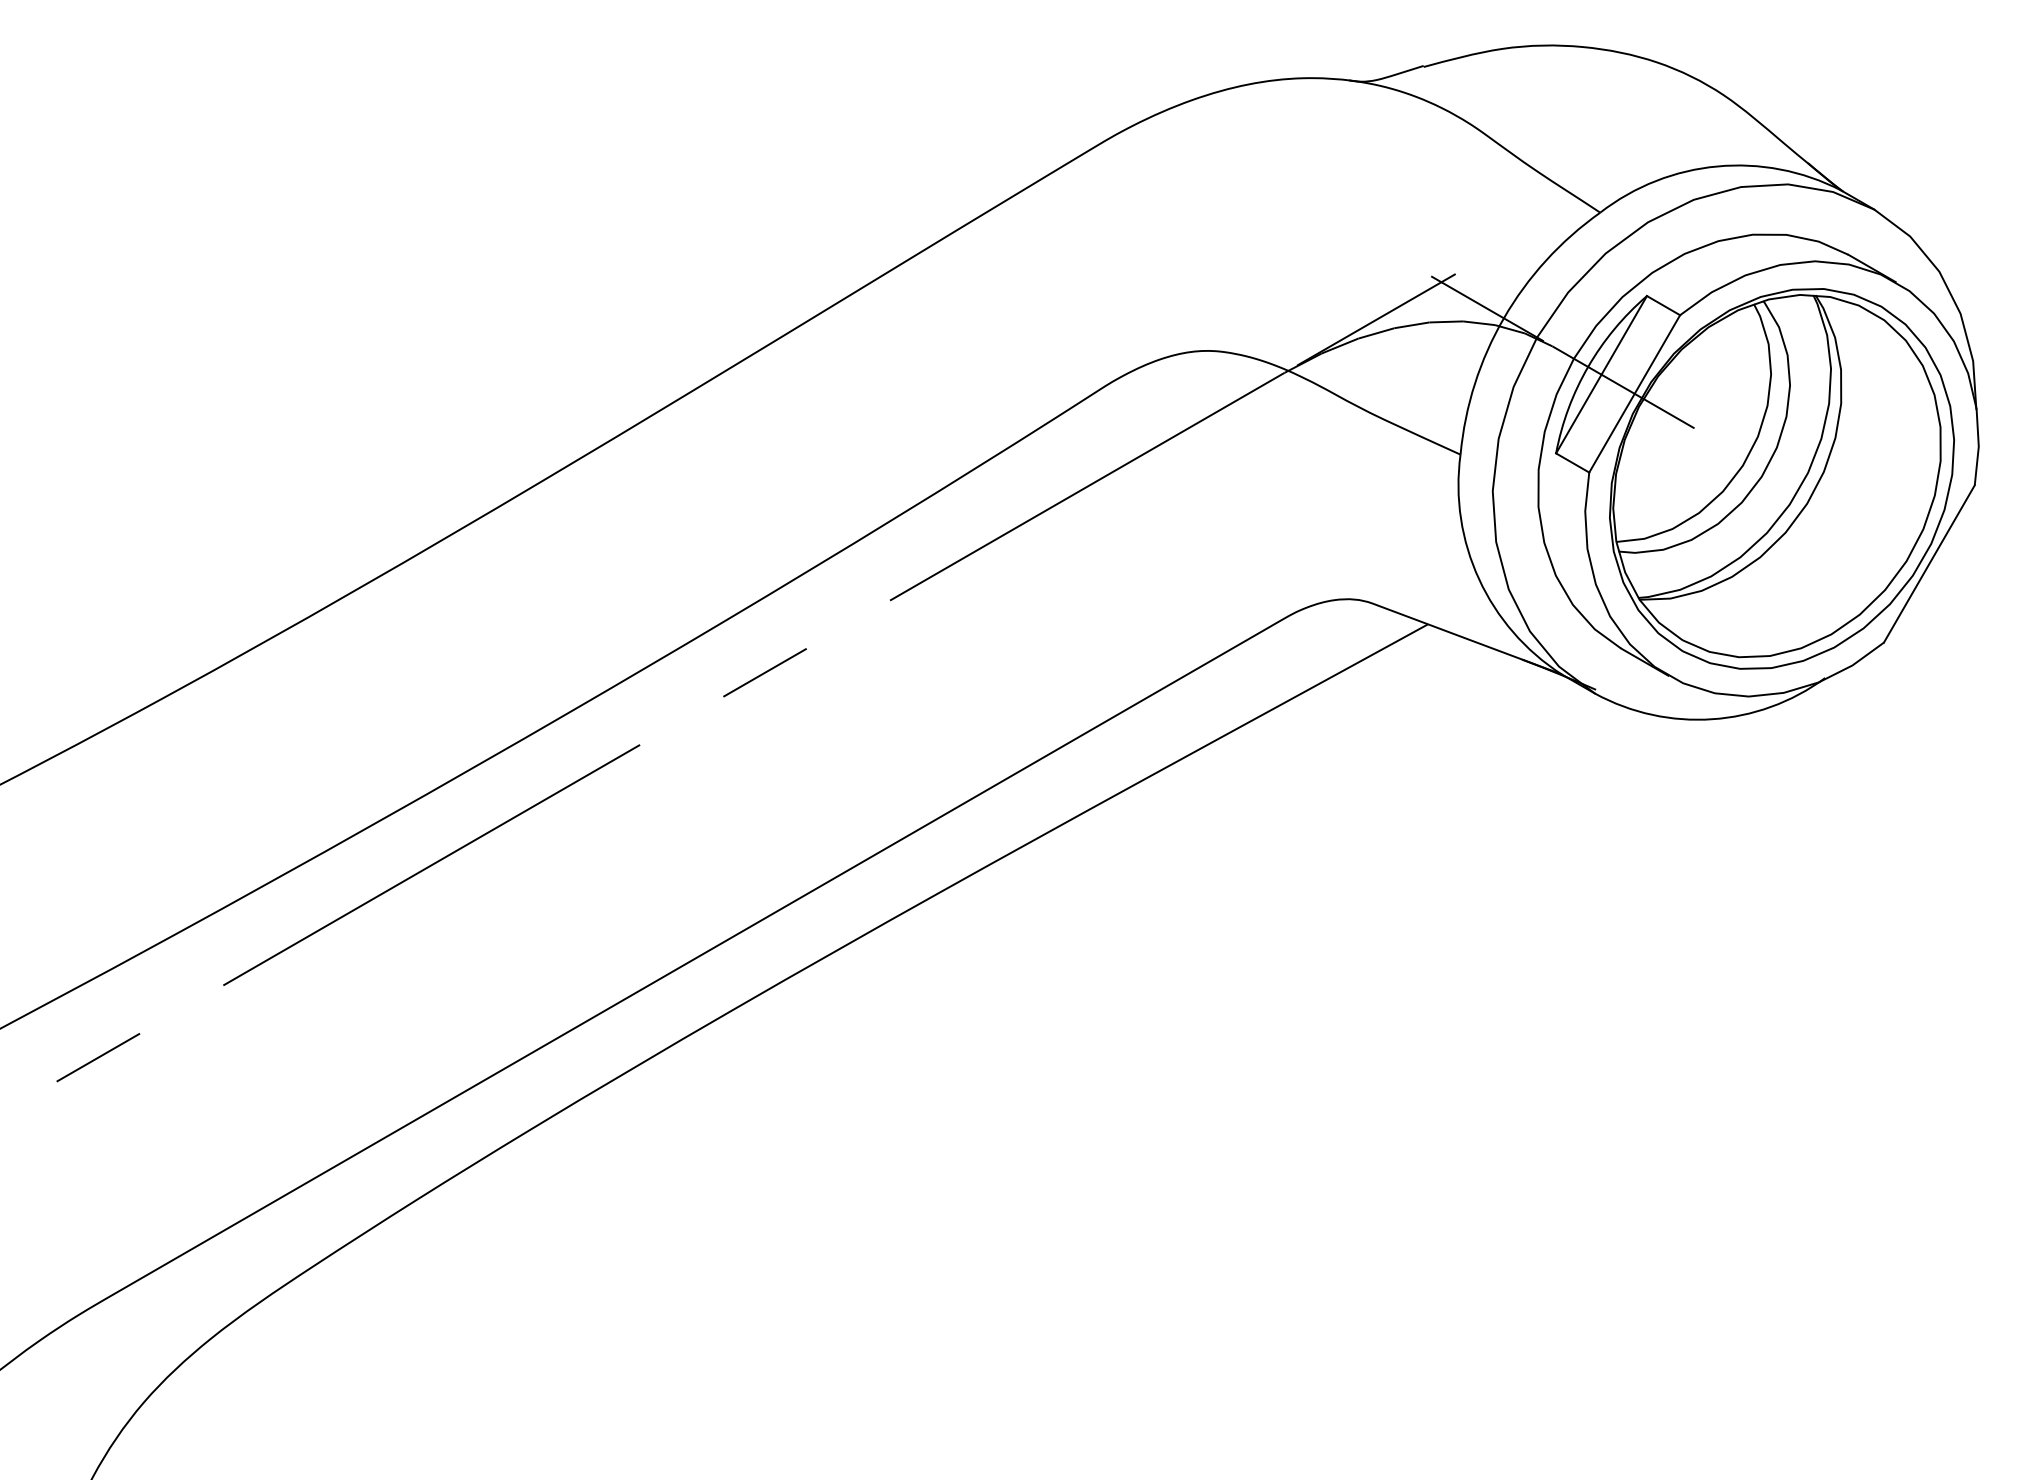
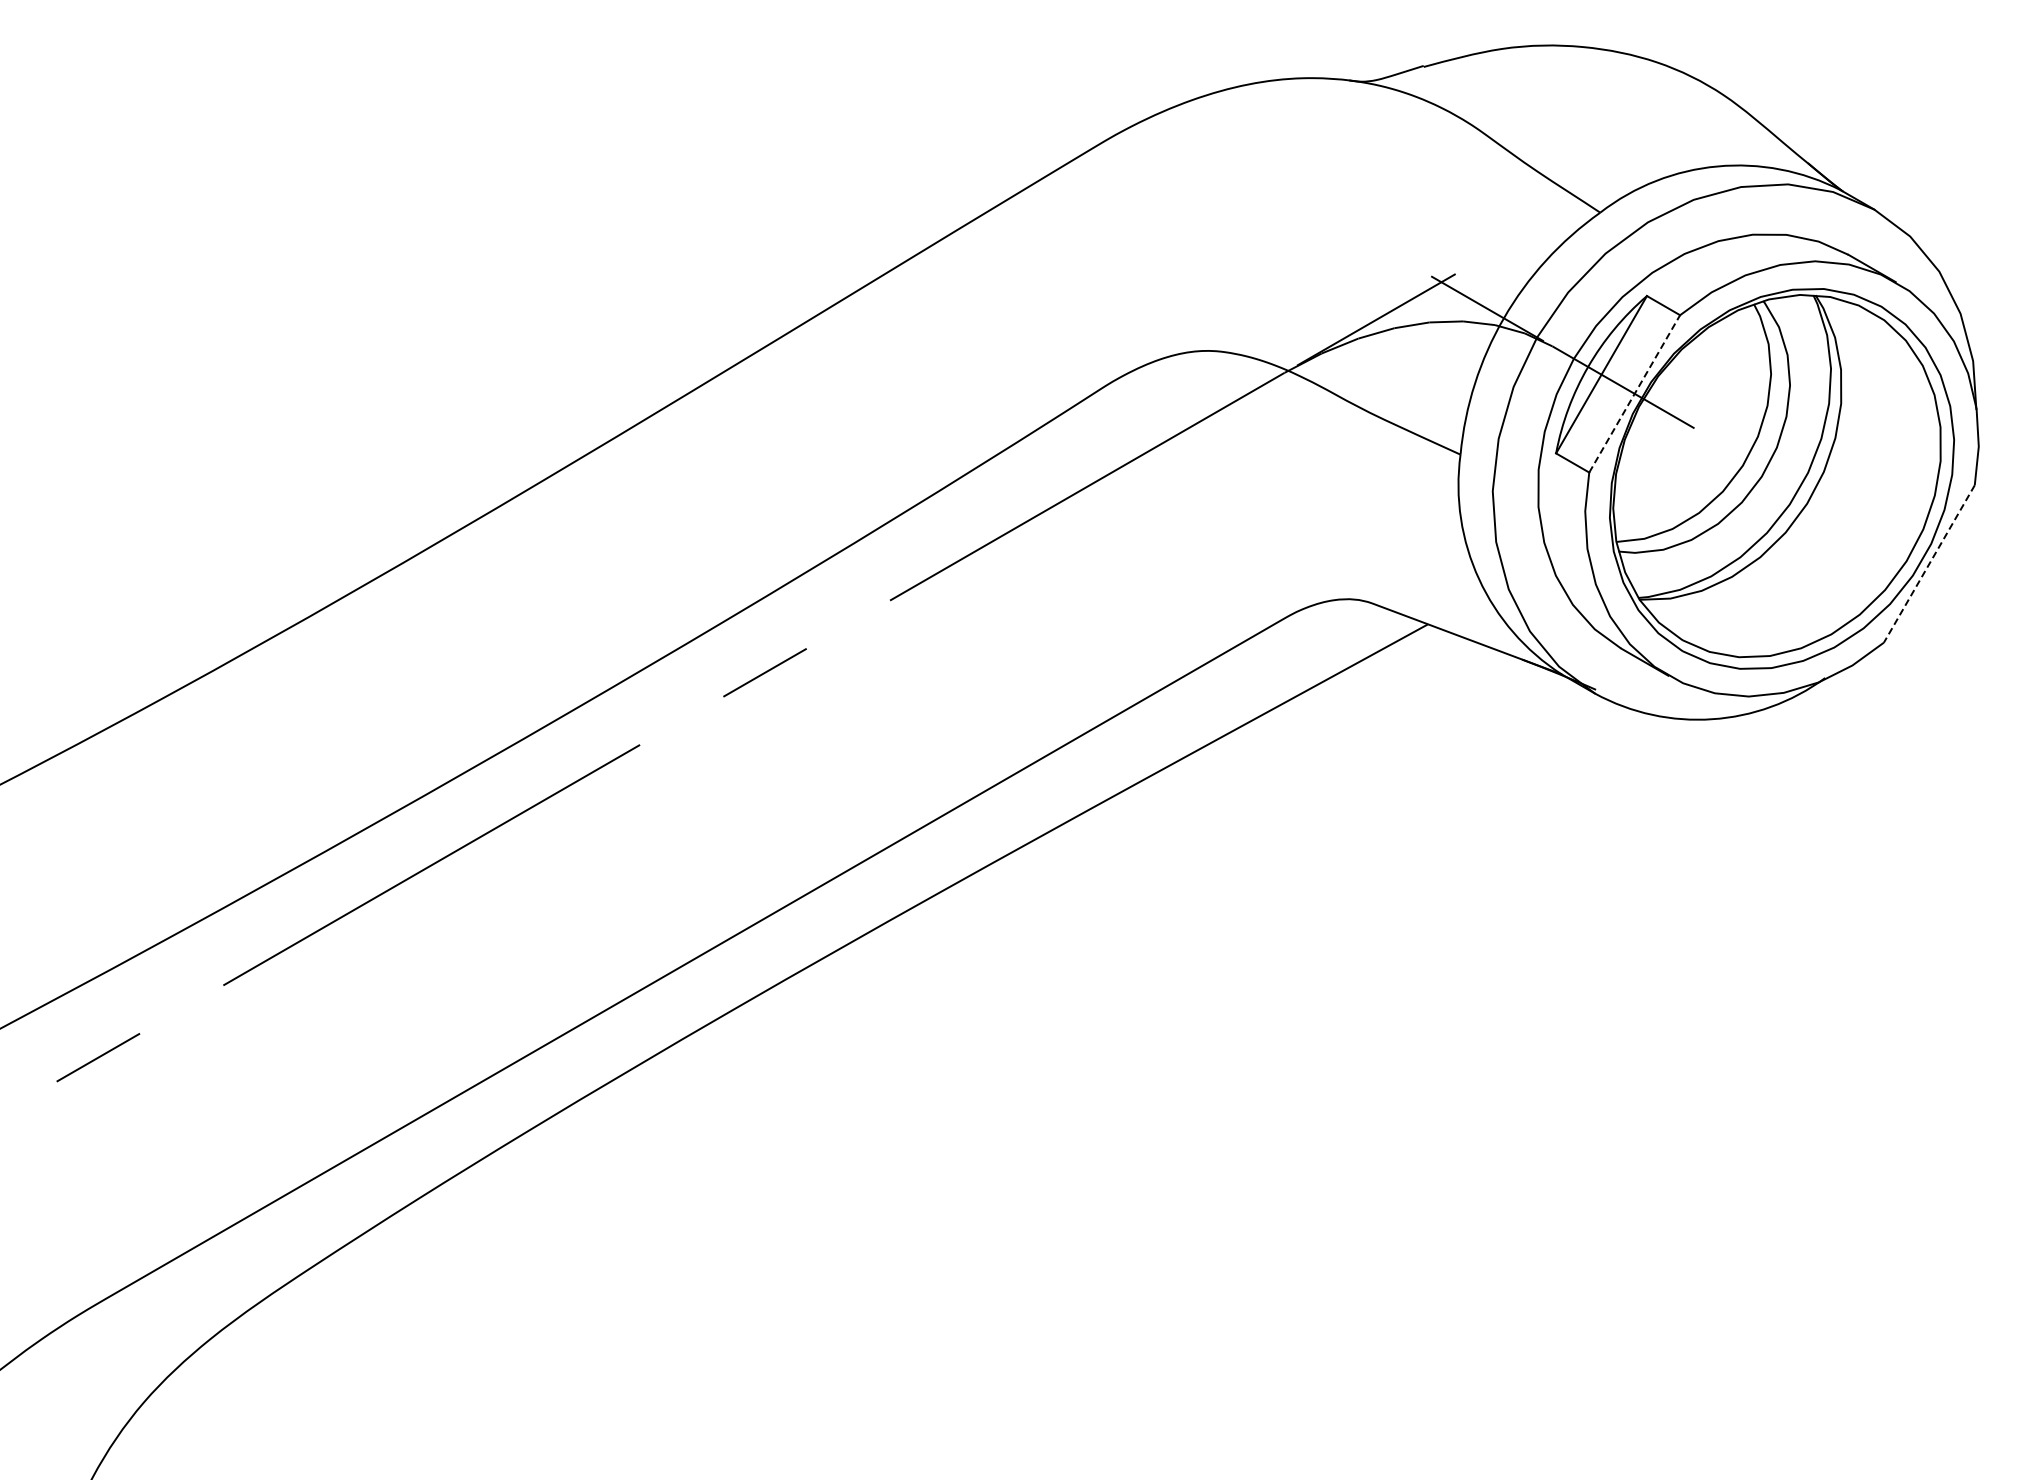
line: solid -> dashed (1634, 393)
line: solid -> dashed (1929, 563)
